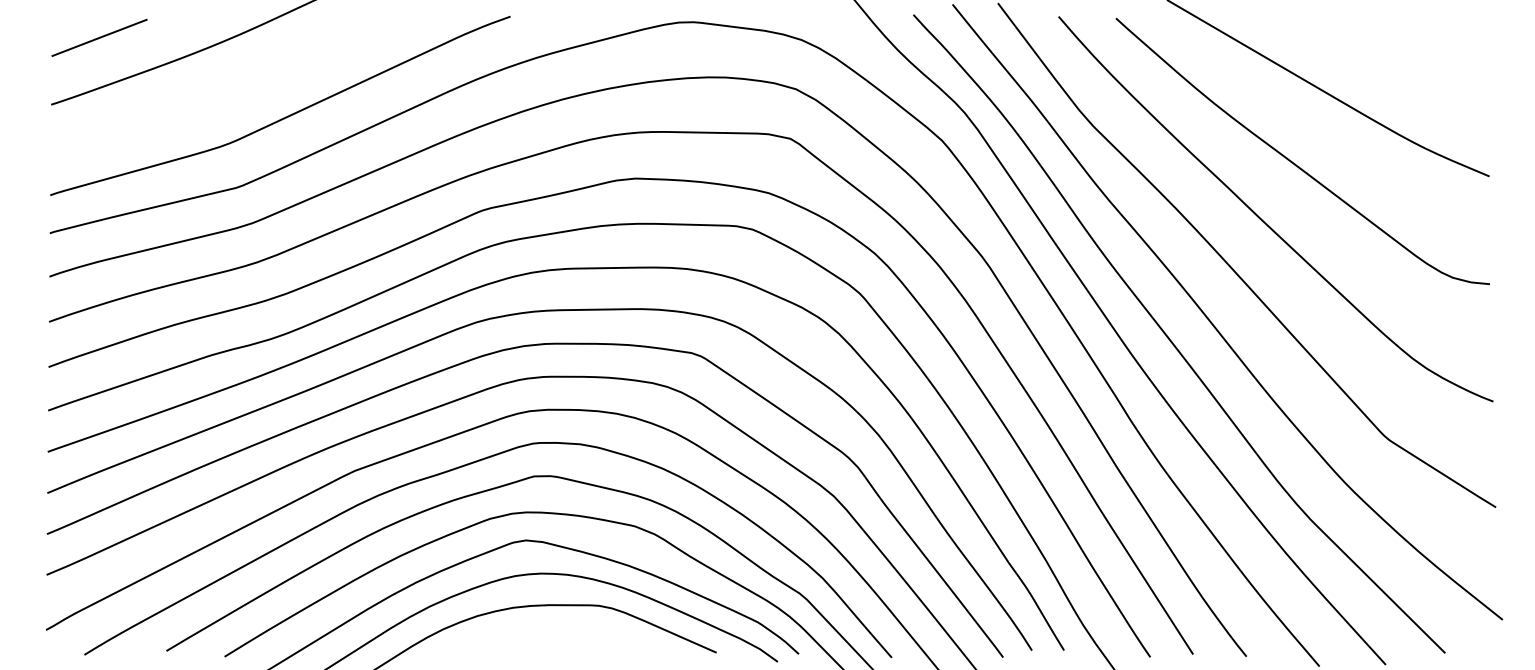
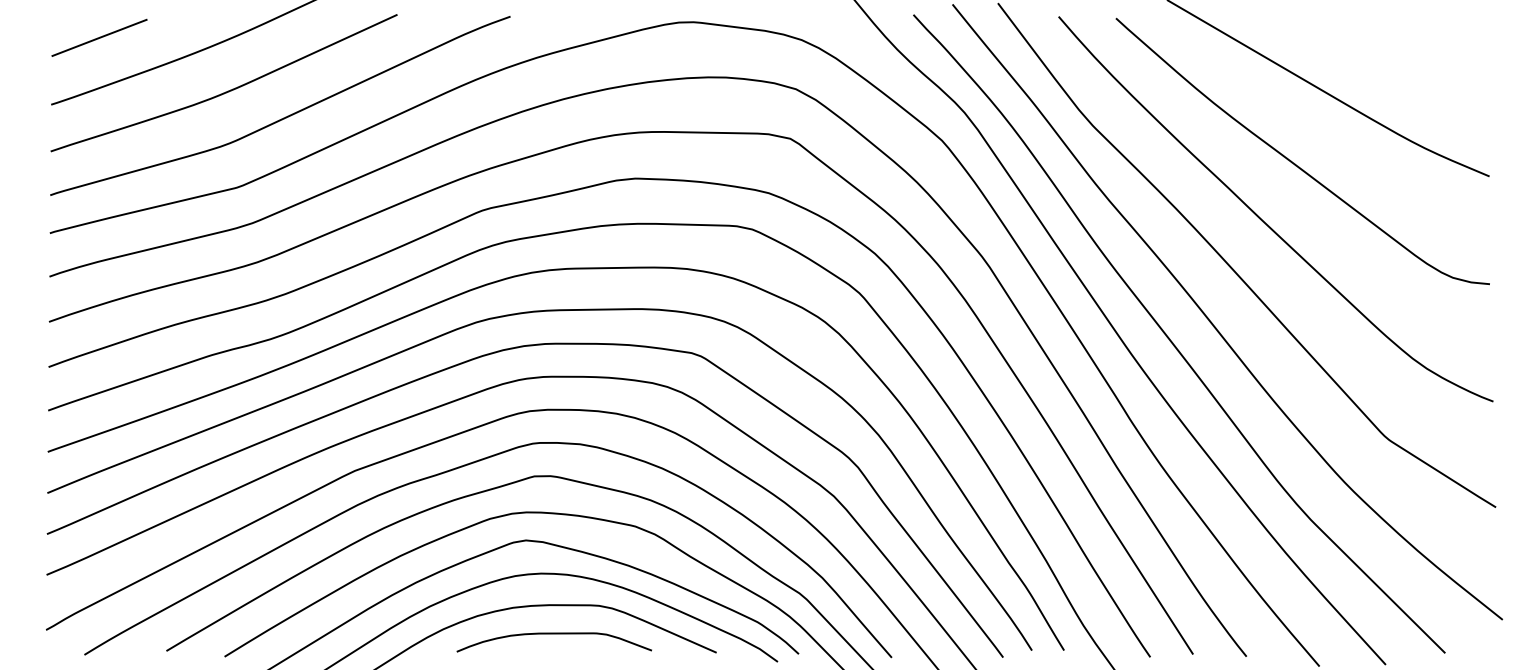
curve: none -> present (225, 91)
curve: none -> present (553, 634)
